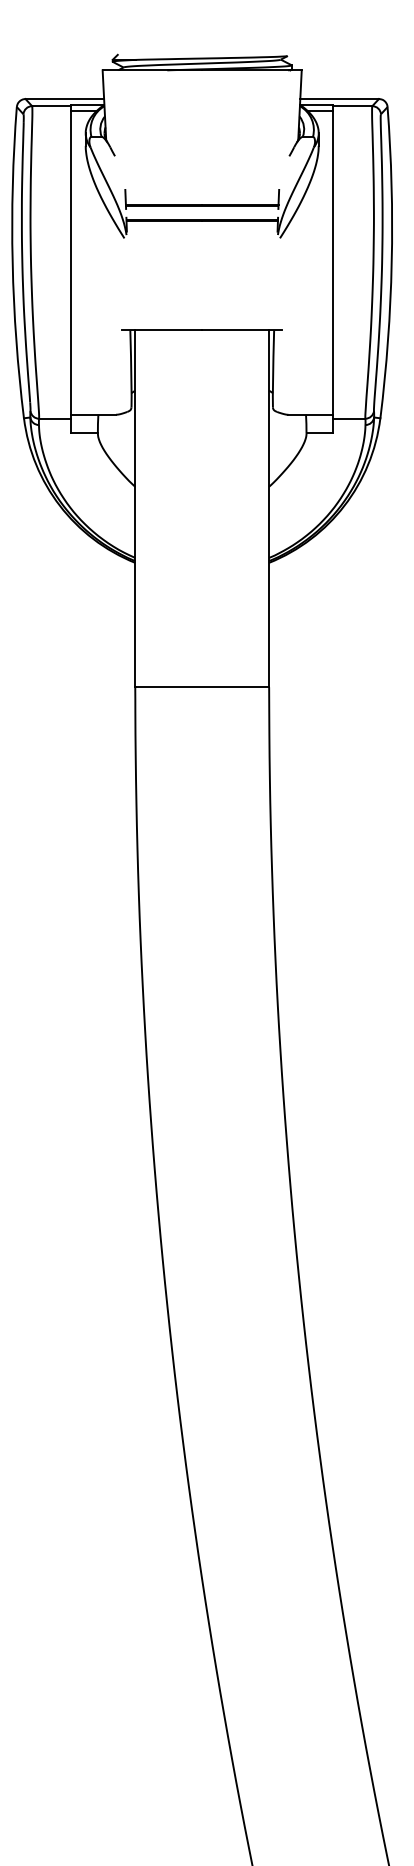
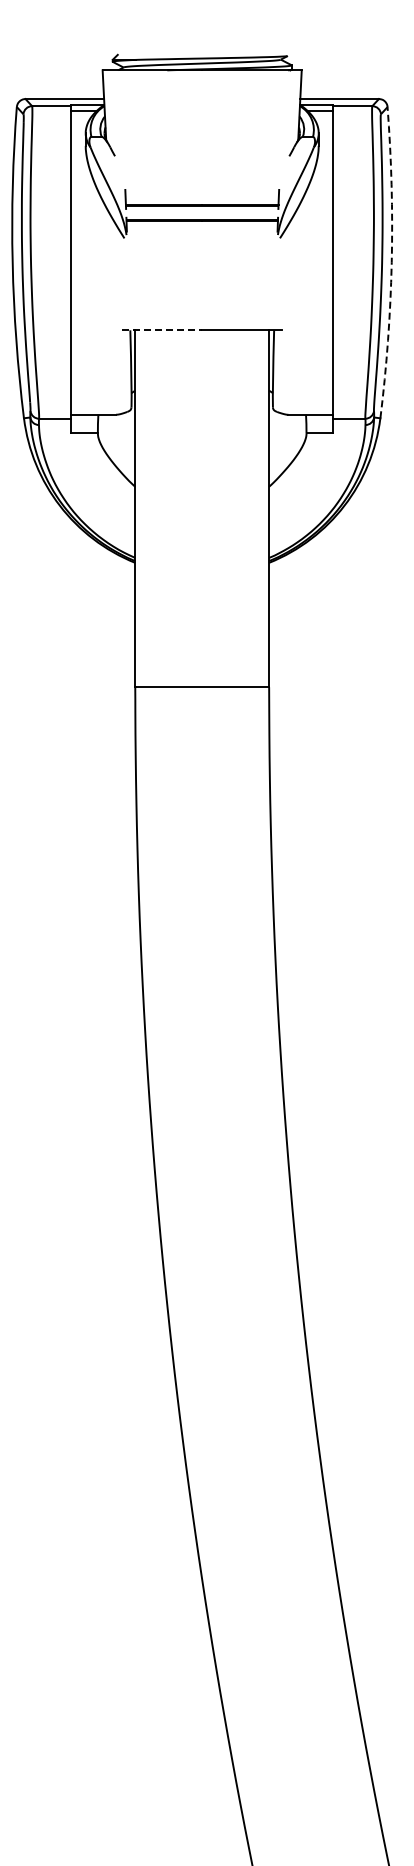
arc: solid -> dashed (391, 262)
line: solid -> dashed (162, 330)
